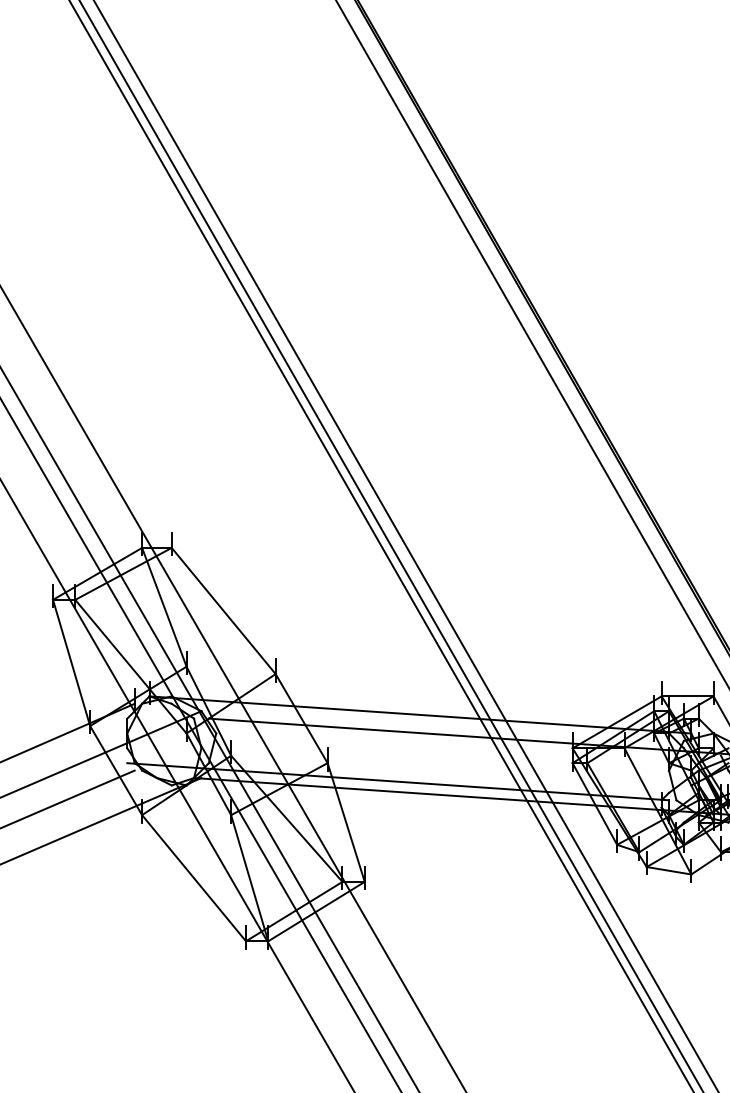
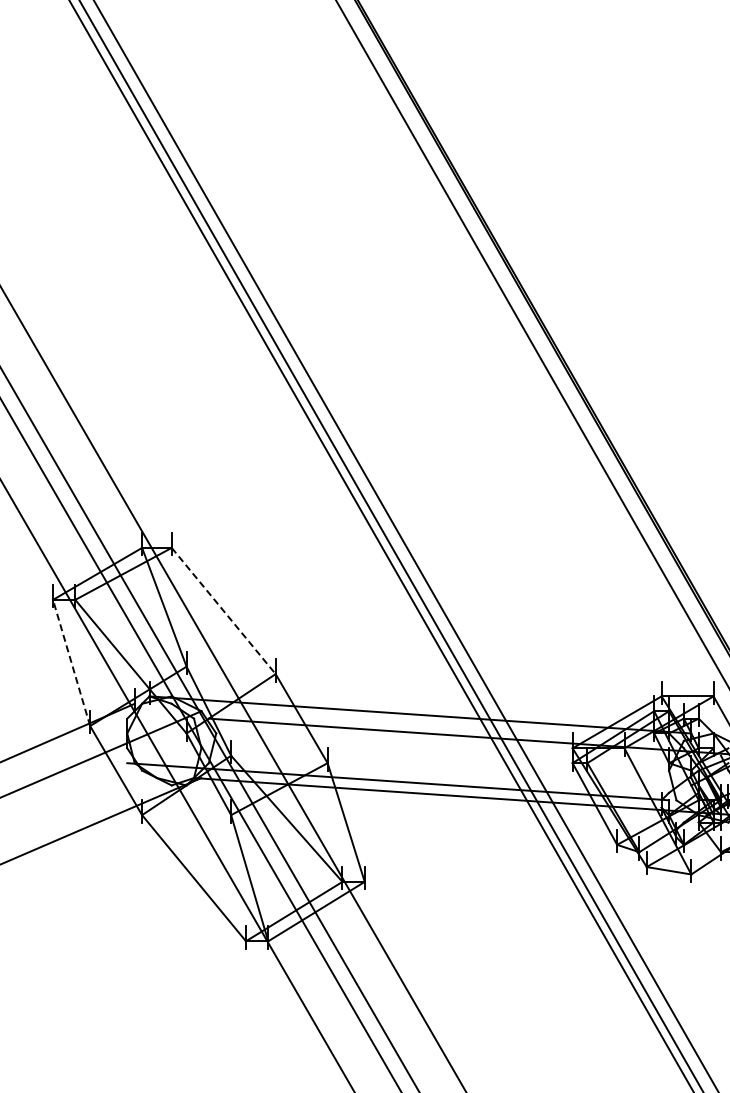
line: solid -> dashed (223, 611)
line: solid -> dashed (71, 662)
line: present -> none (68, 798)
